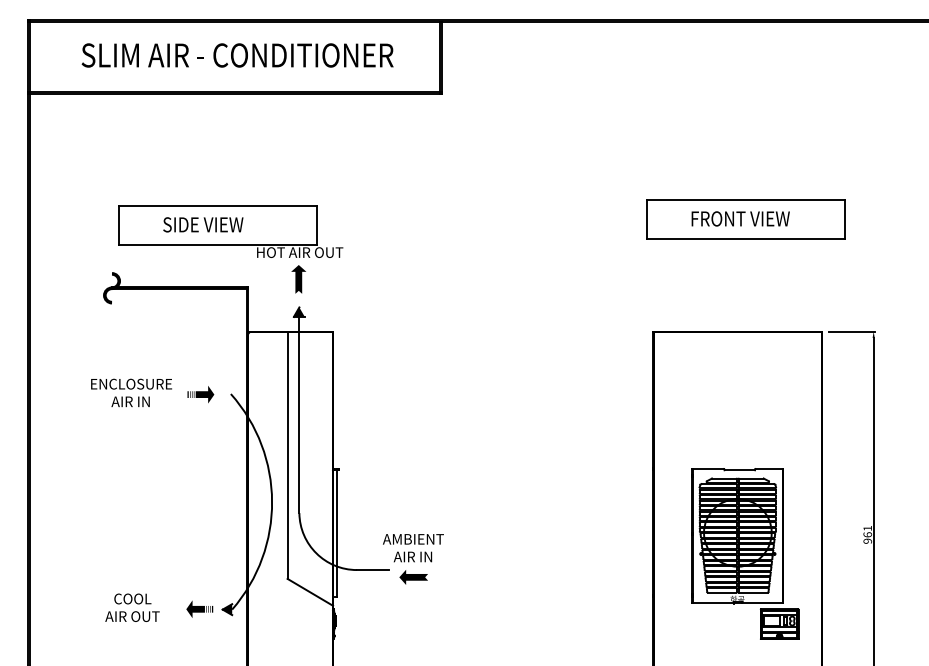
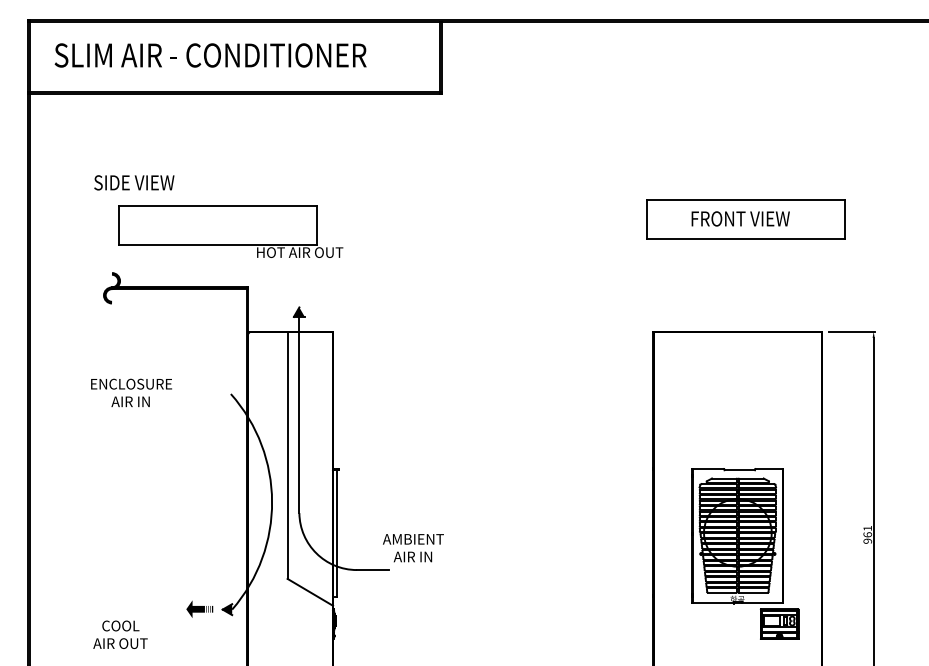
text position: (237, 55) -> (210, 55) (210, 55)
text position: (203, 224) -> (134, 182) (134, 182)
fill: present -> none (298, 278)
part: present -> none (200, 394)
part: present -> none (413, 577)
text position: (132, 607) -> (120, 634) (120, 634)
